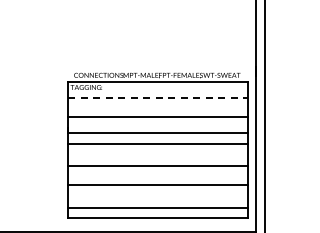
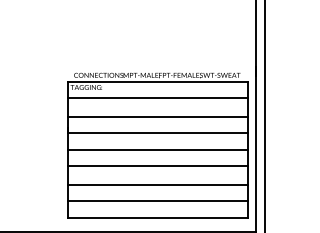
line: dashed -> solid (157, 98)
line position: (157, 143) -> (157, 149) (157, 149)
line position: (157, 208) -> (157, 201) (157, 201)
